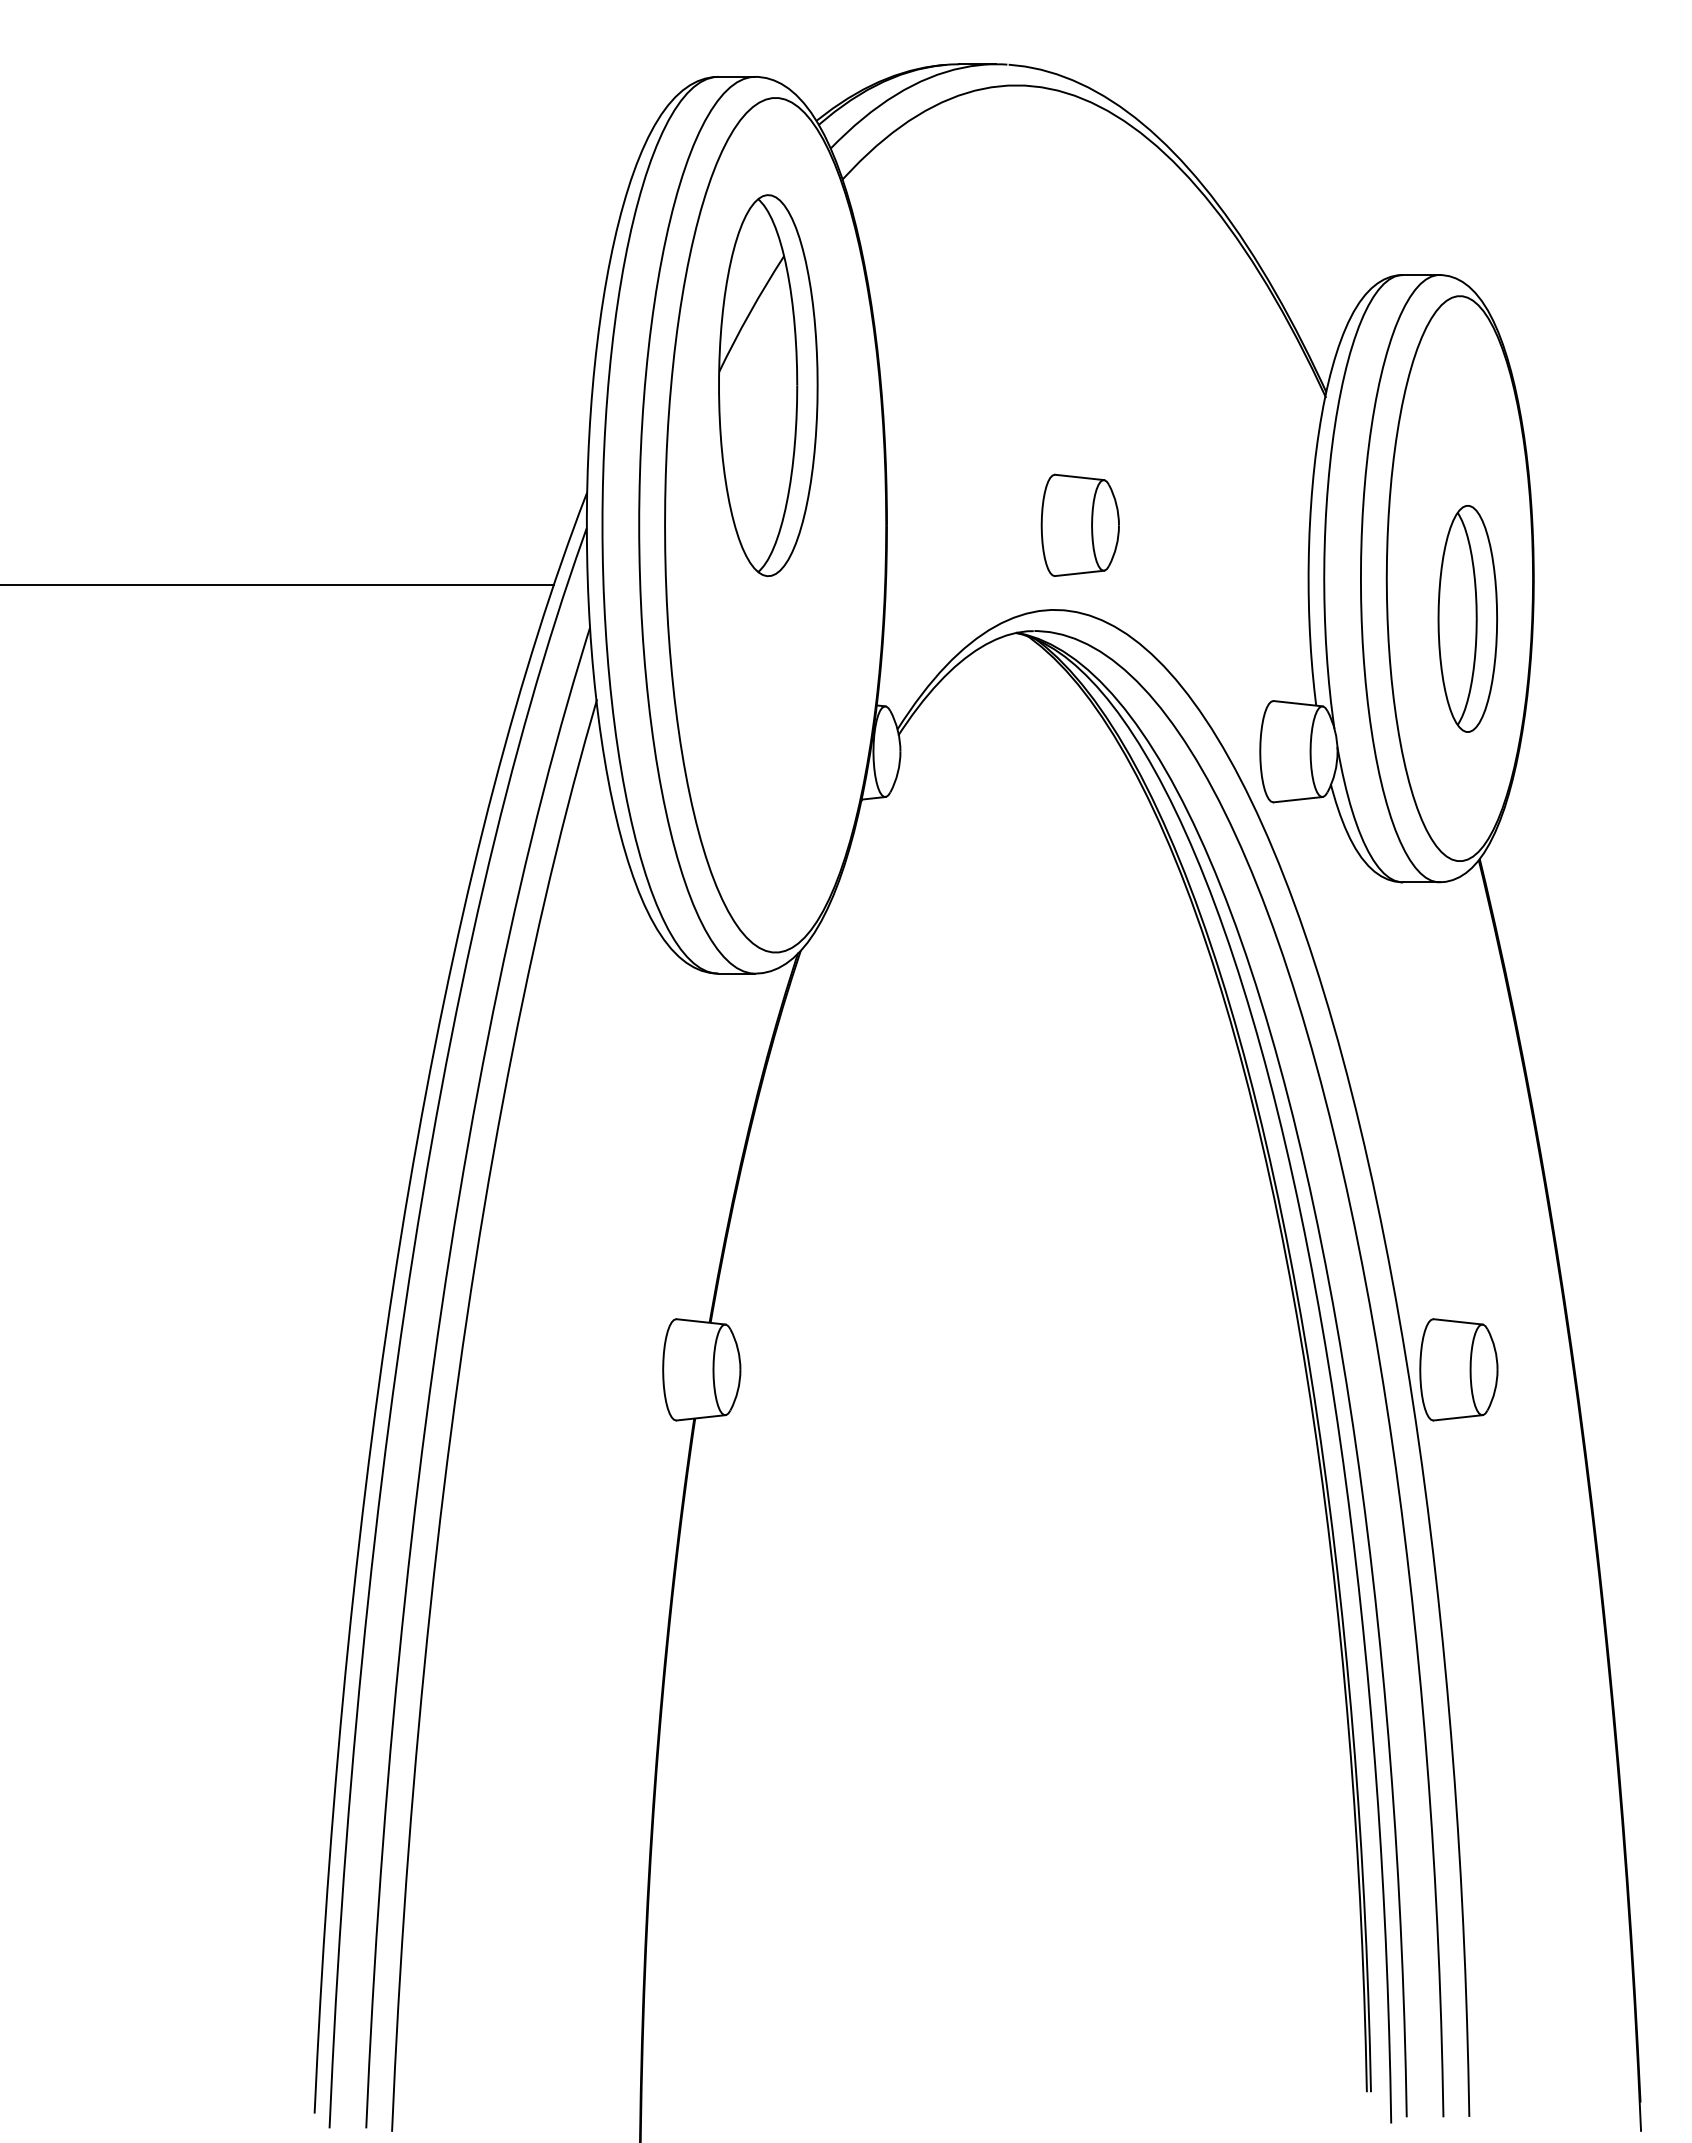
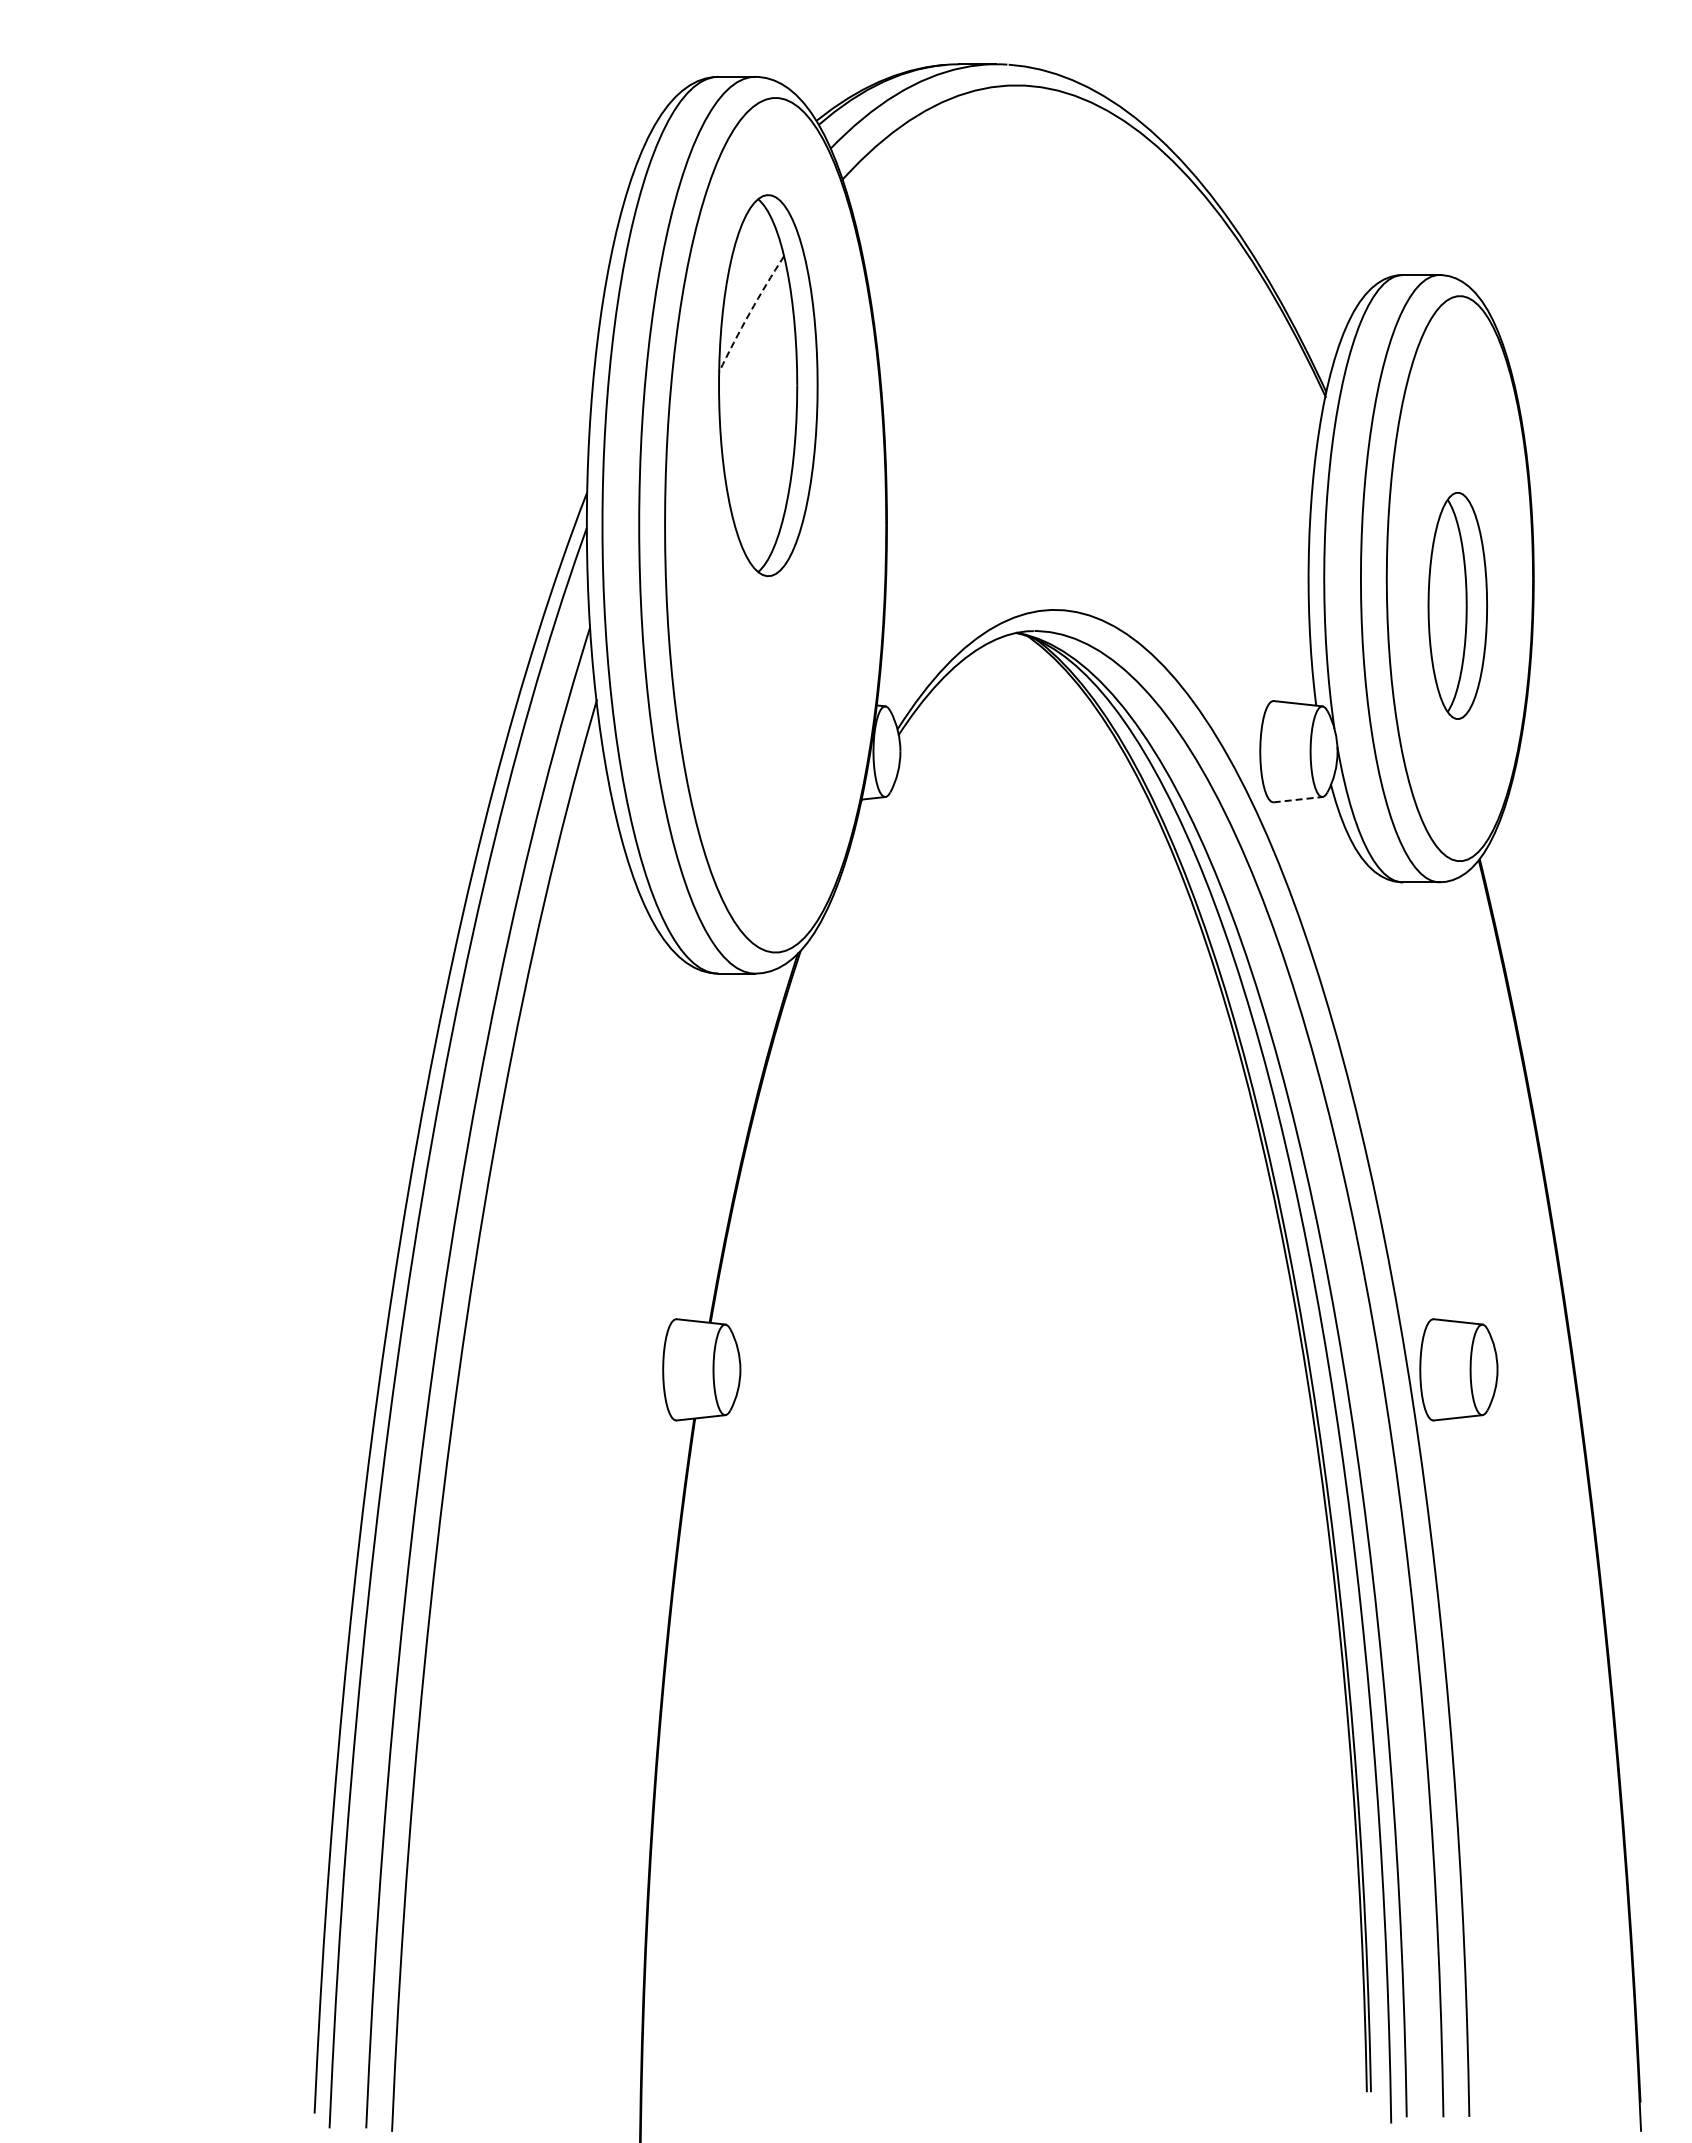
arc: solid -> dashed (749, 313)
part: present -> none (1079, 524)
line: present -> none (277, 584)
part position: (1467, 618) -> (1457, 605) (1457, 605)
line: solid -> dashed (1298, 799)
